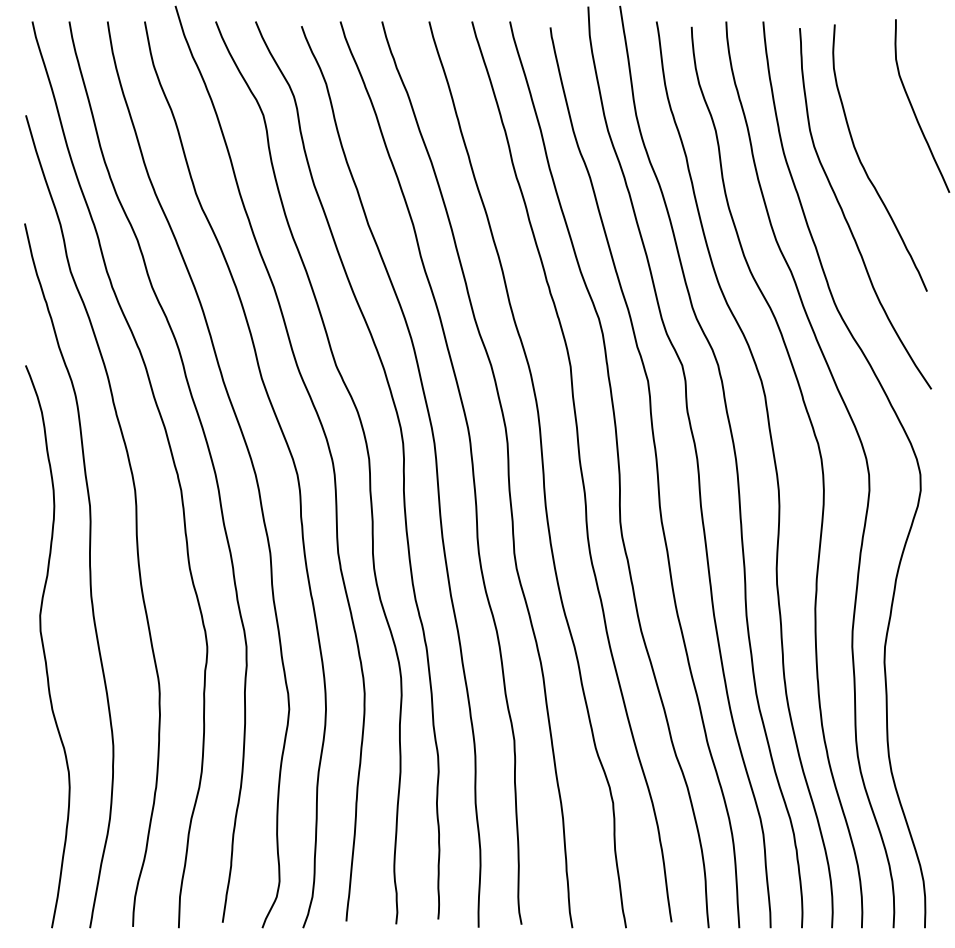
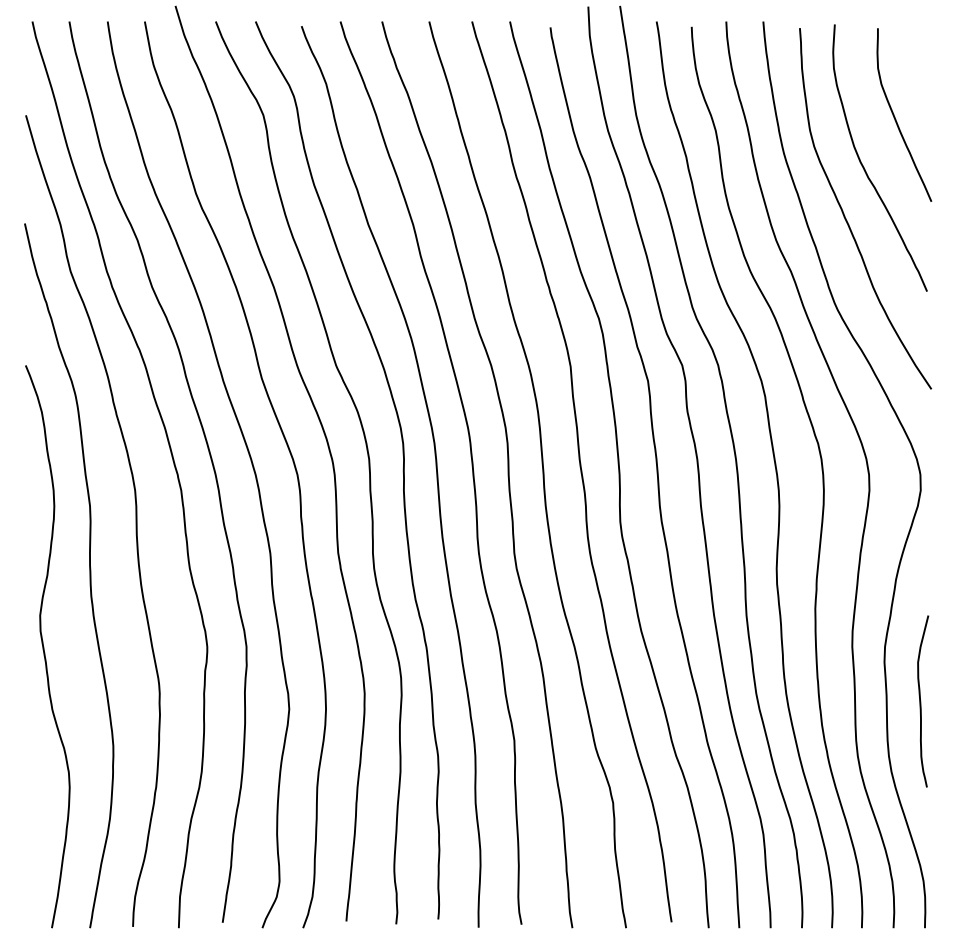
curve position: (913, 107) -> (895, 116) (895, 116)
curve: none -> present (921, 701)
